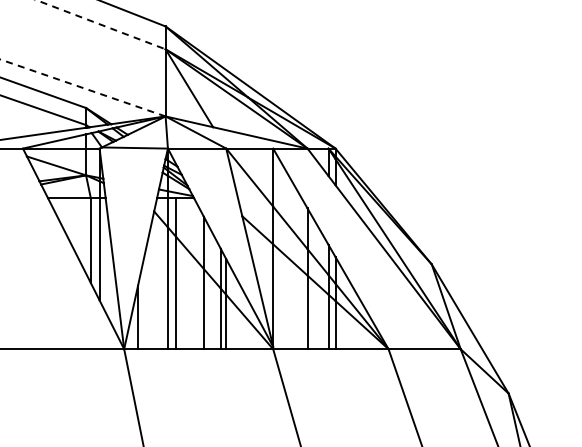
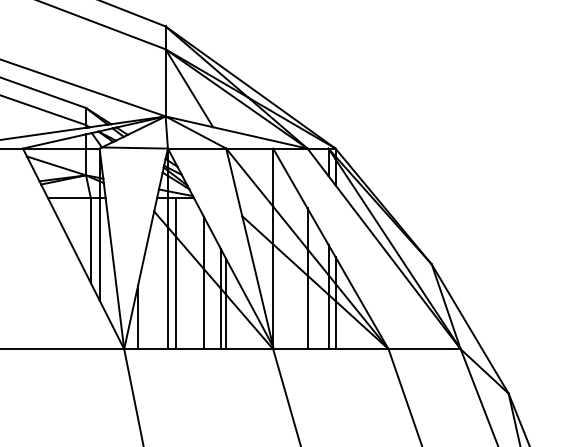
line: dashed -> solid (101, 24)
line: dashed -> solid (83, 88)
